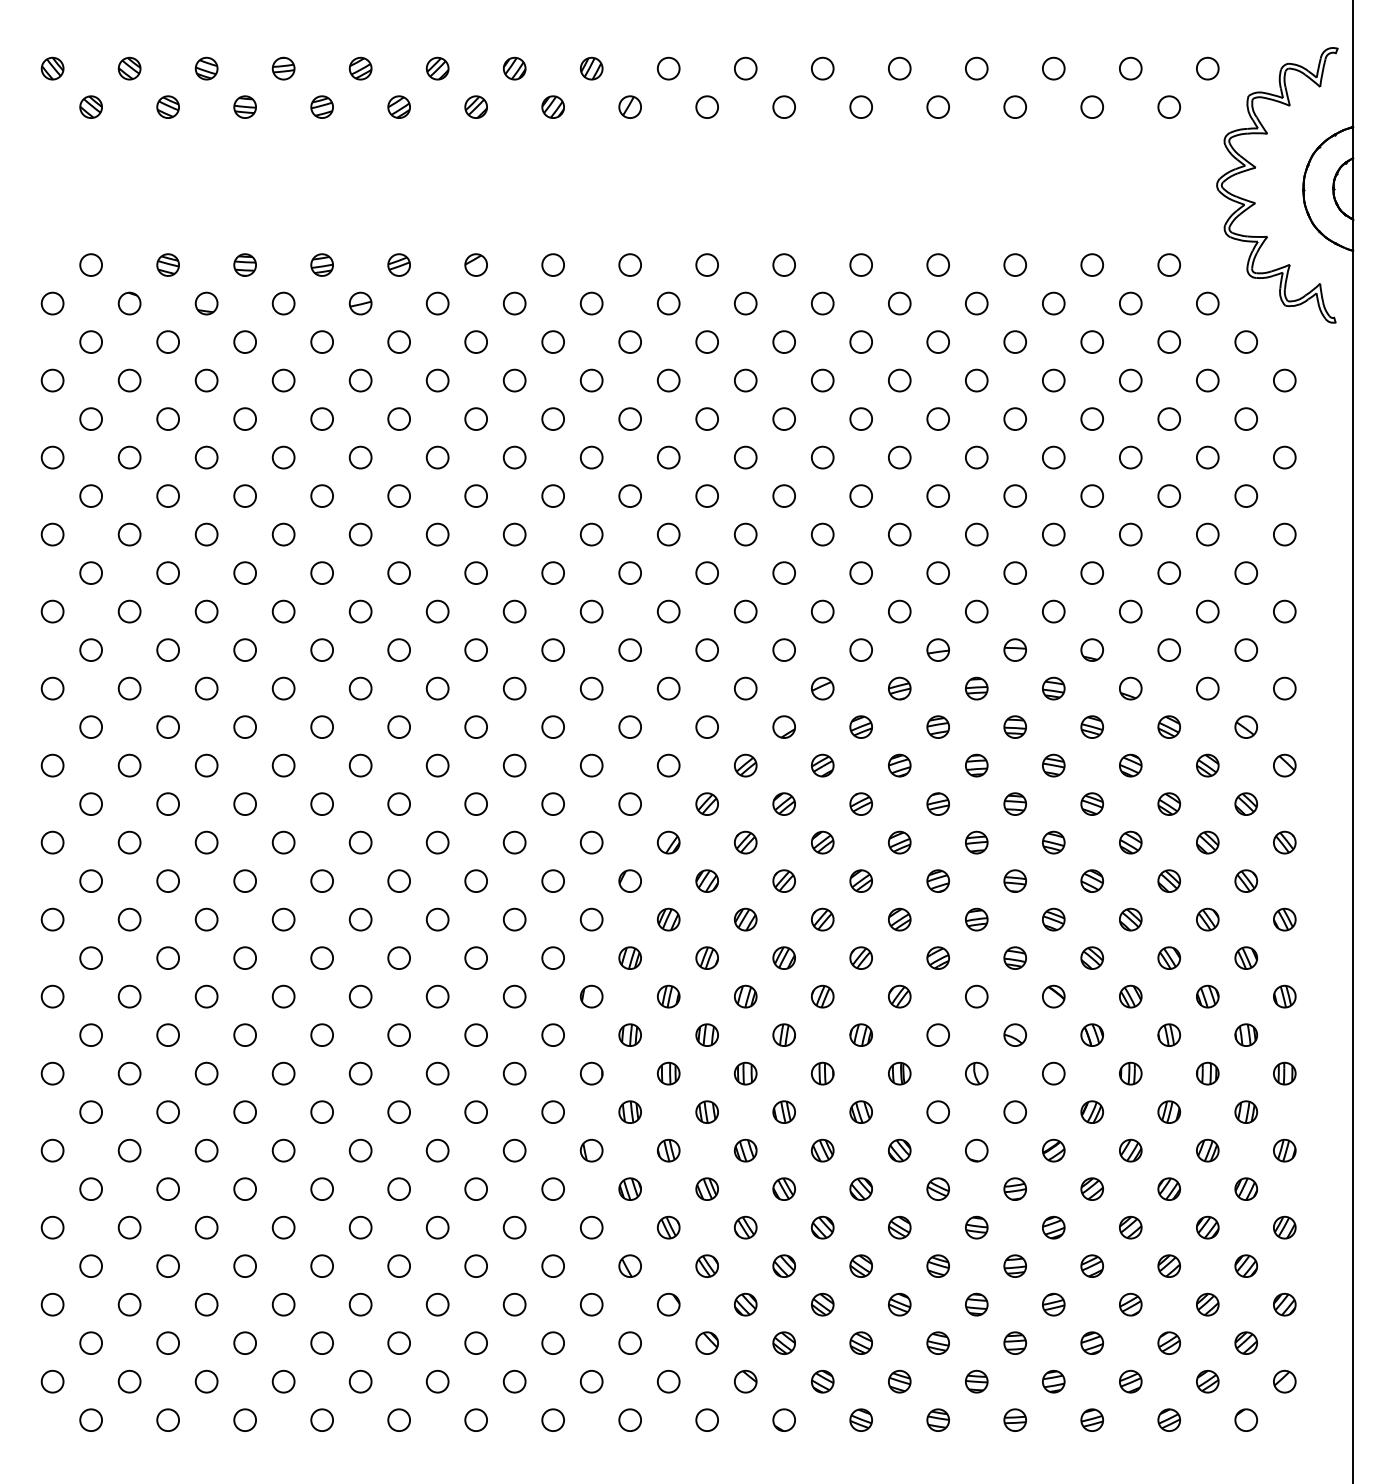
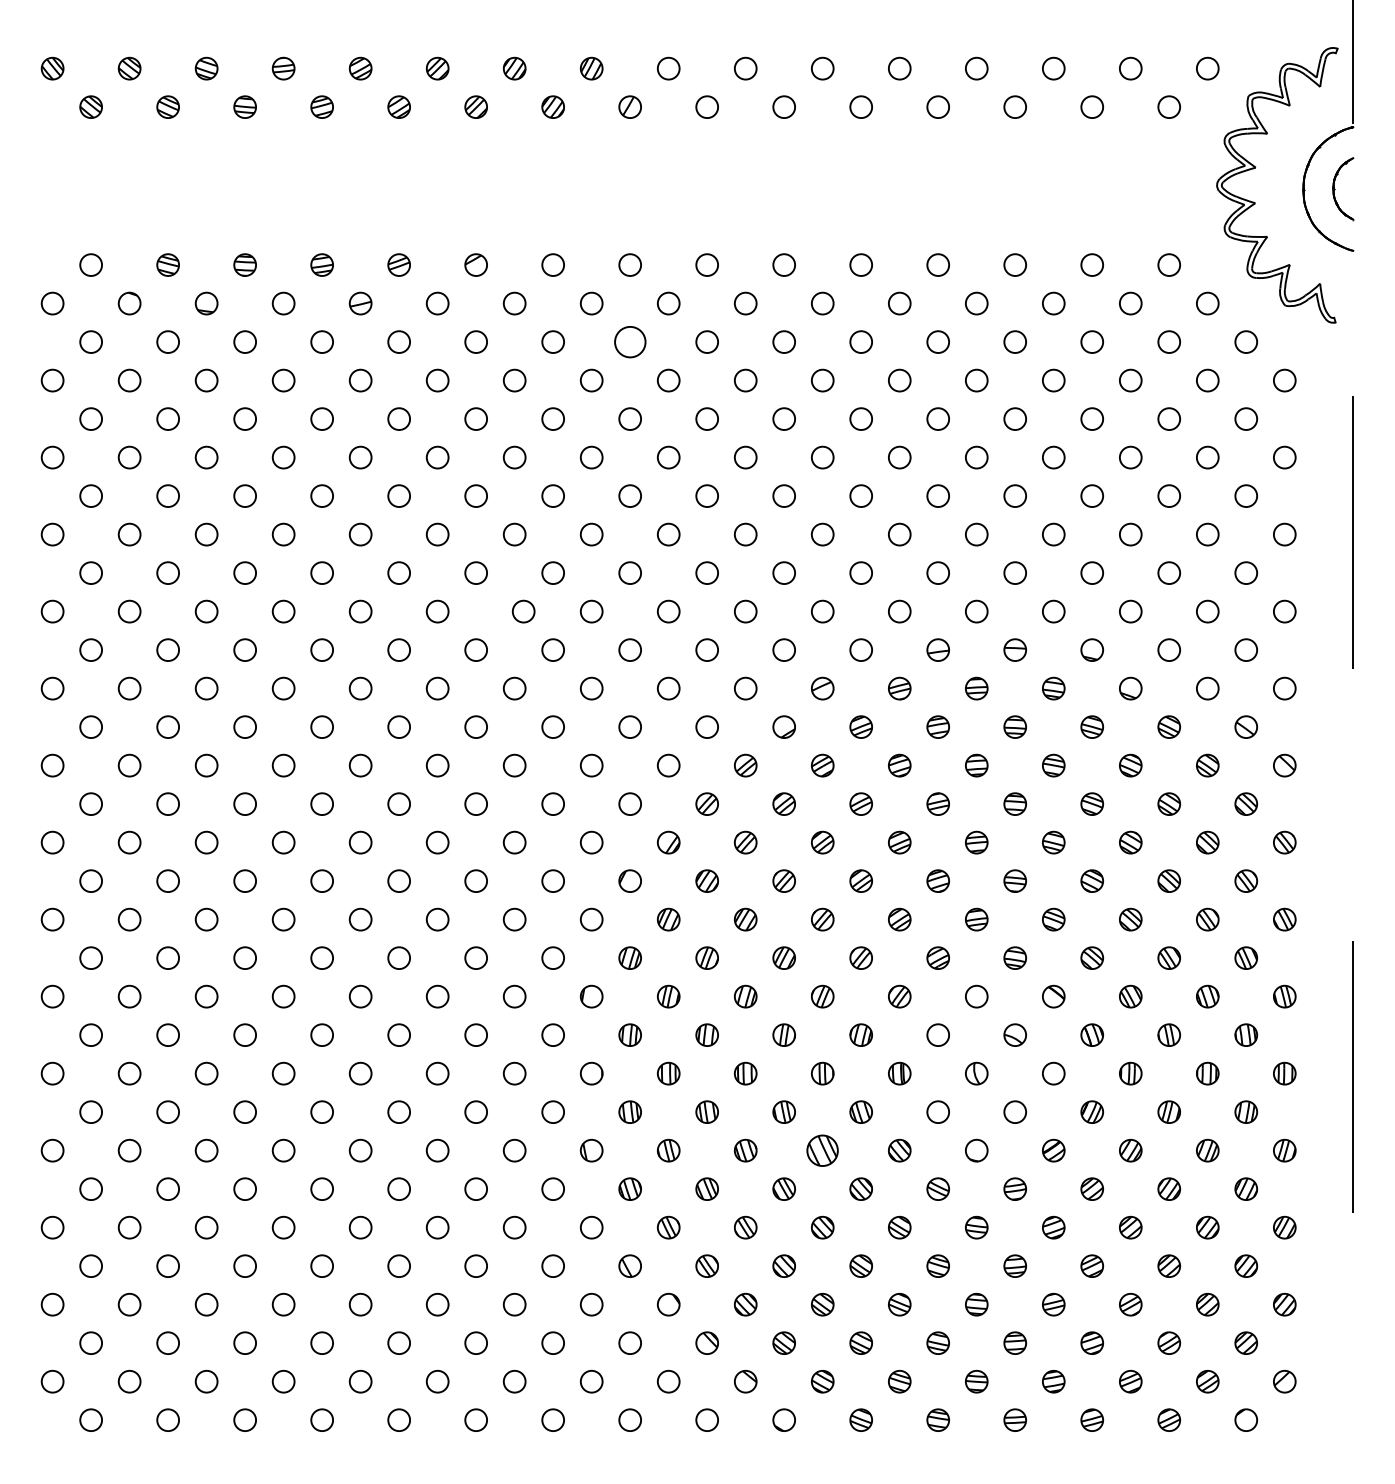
circle size: 24x24 px -> 33x33 px (630, 342)
circle position: (514, 611) -> (523, 611) (523, 611)
line: solid -> dashed (1353, 741)
part size: 24x25 px -> 33x33 px (822, 1150)
